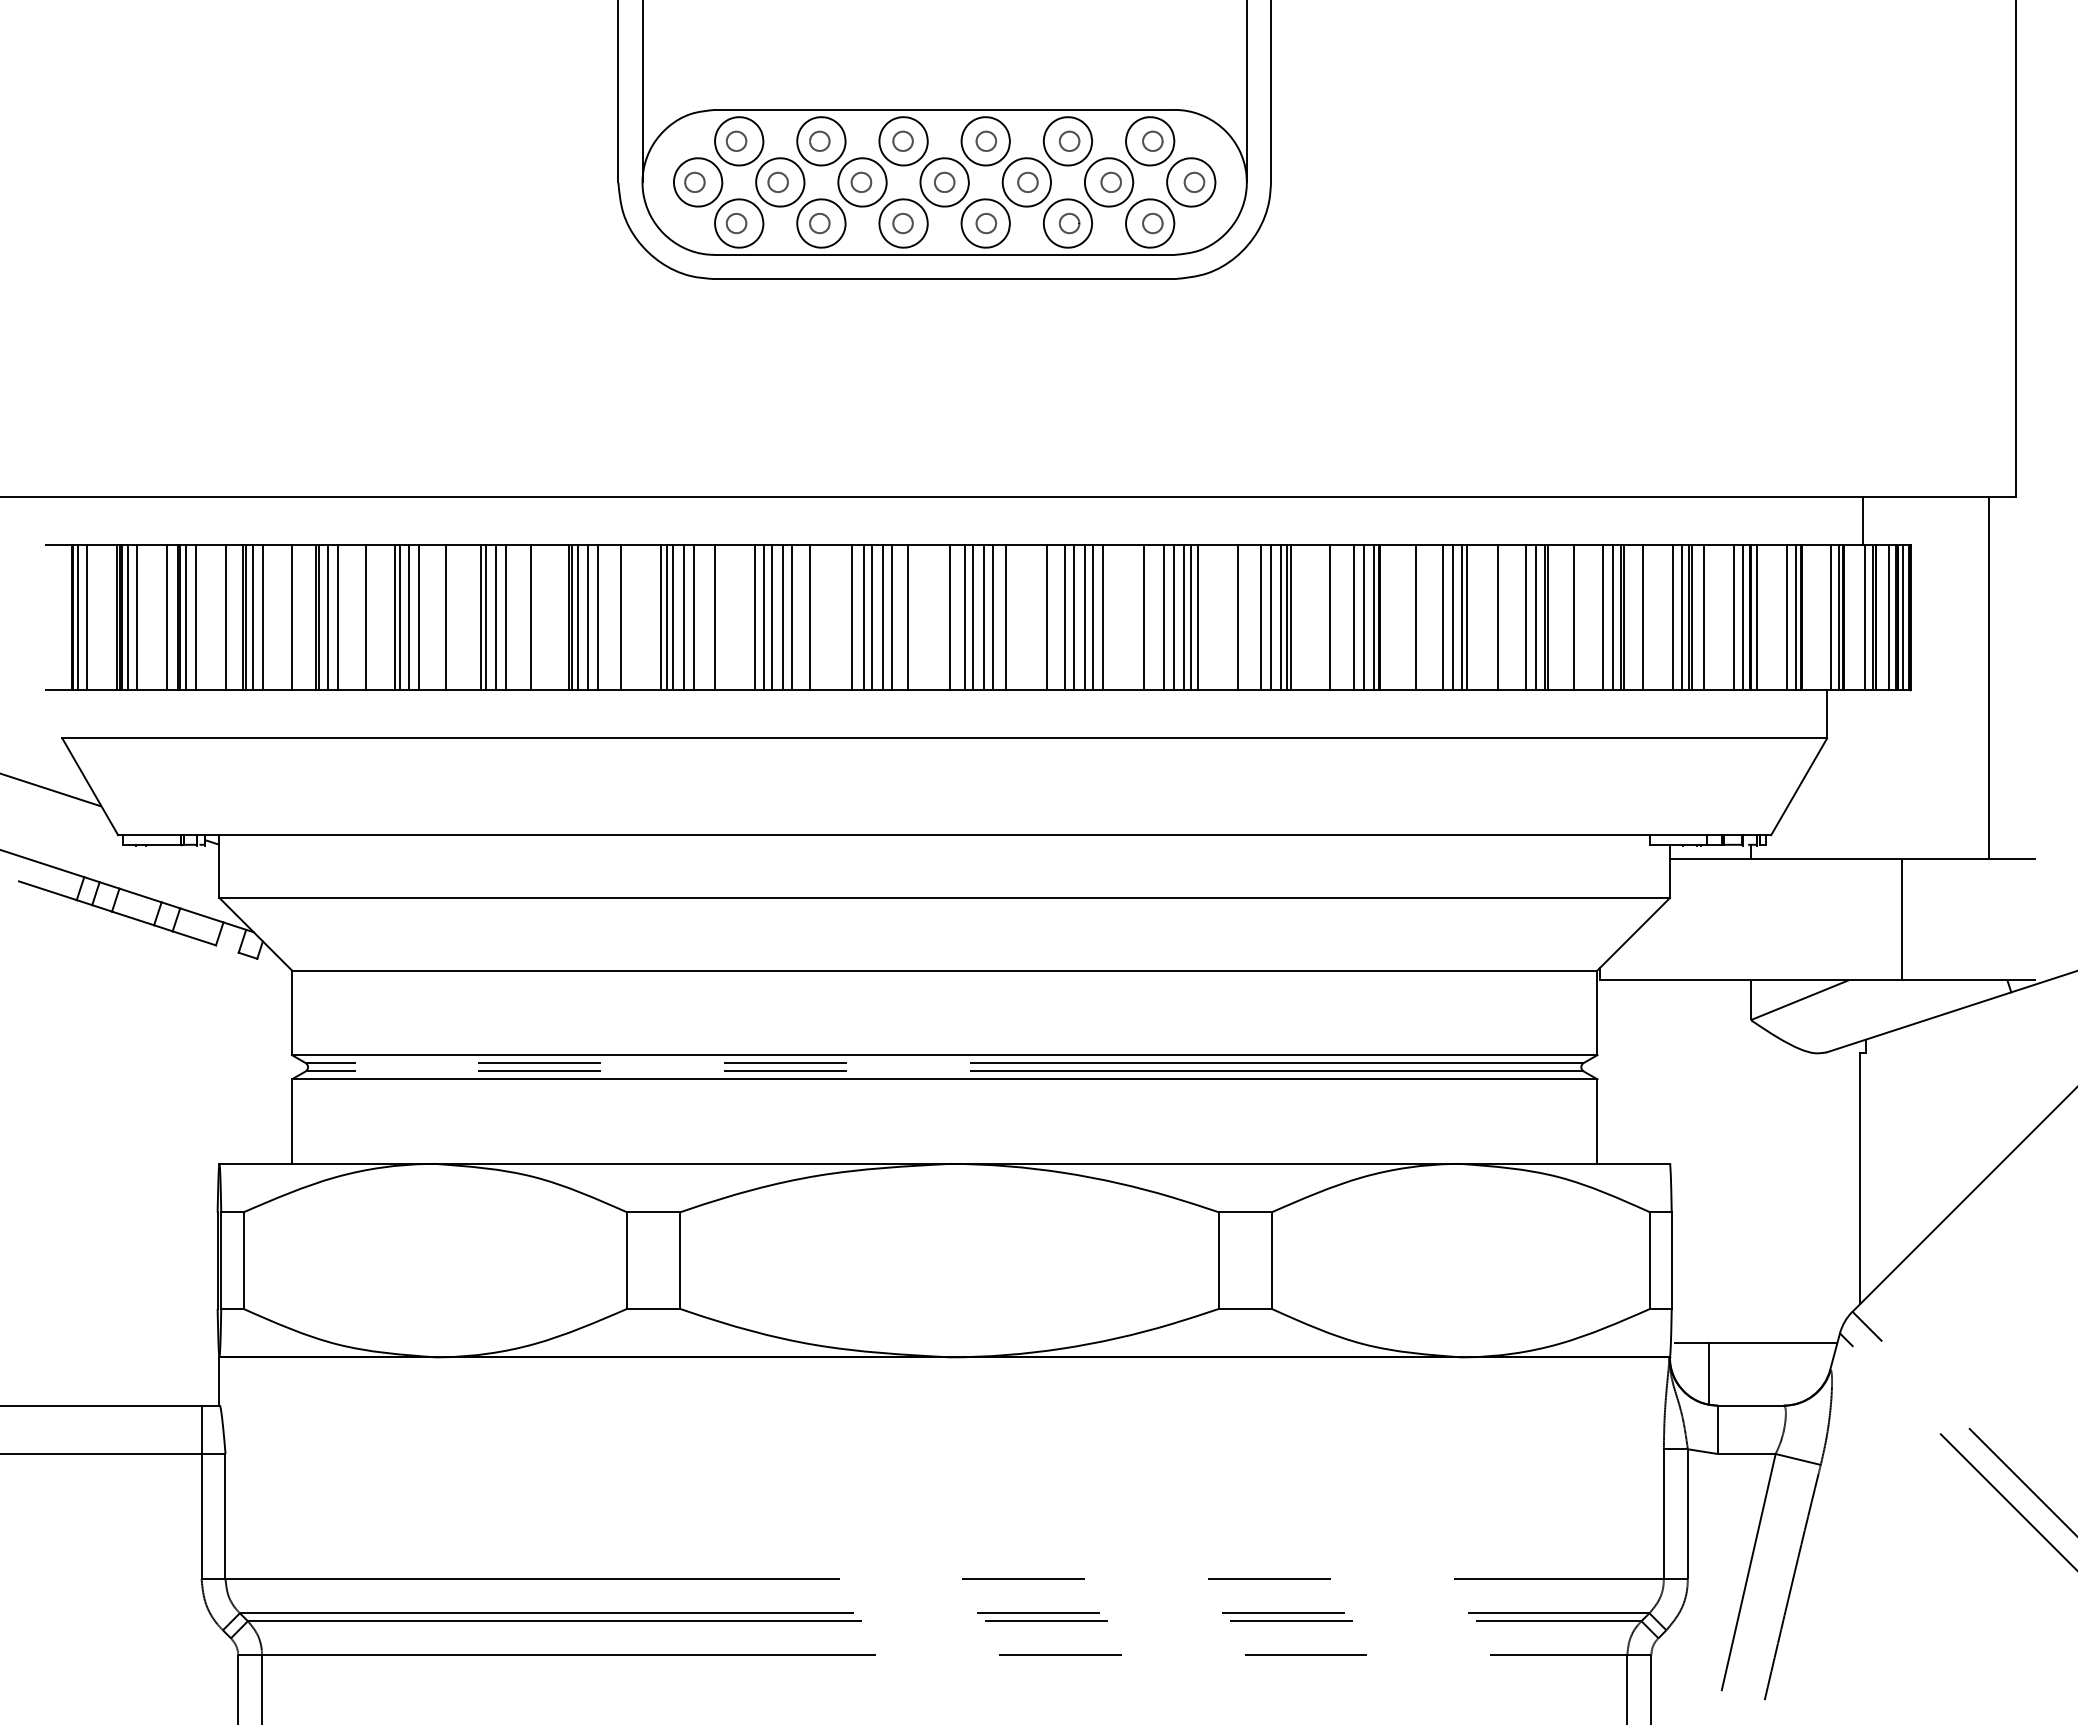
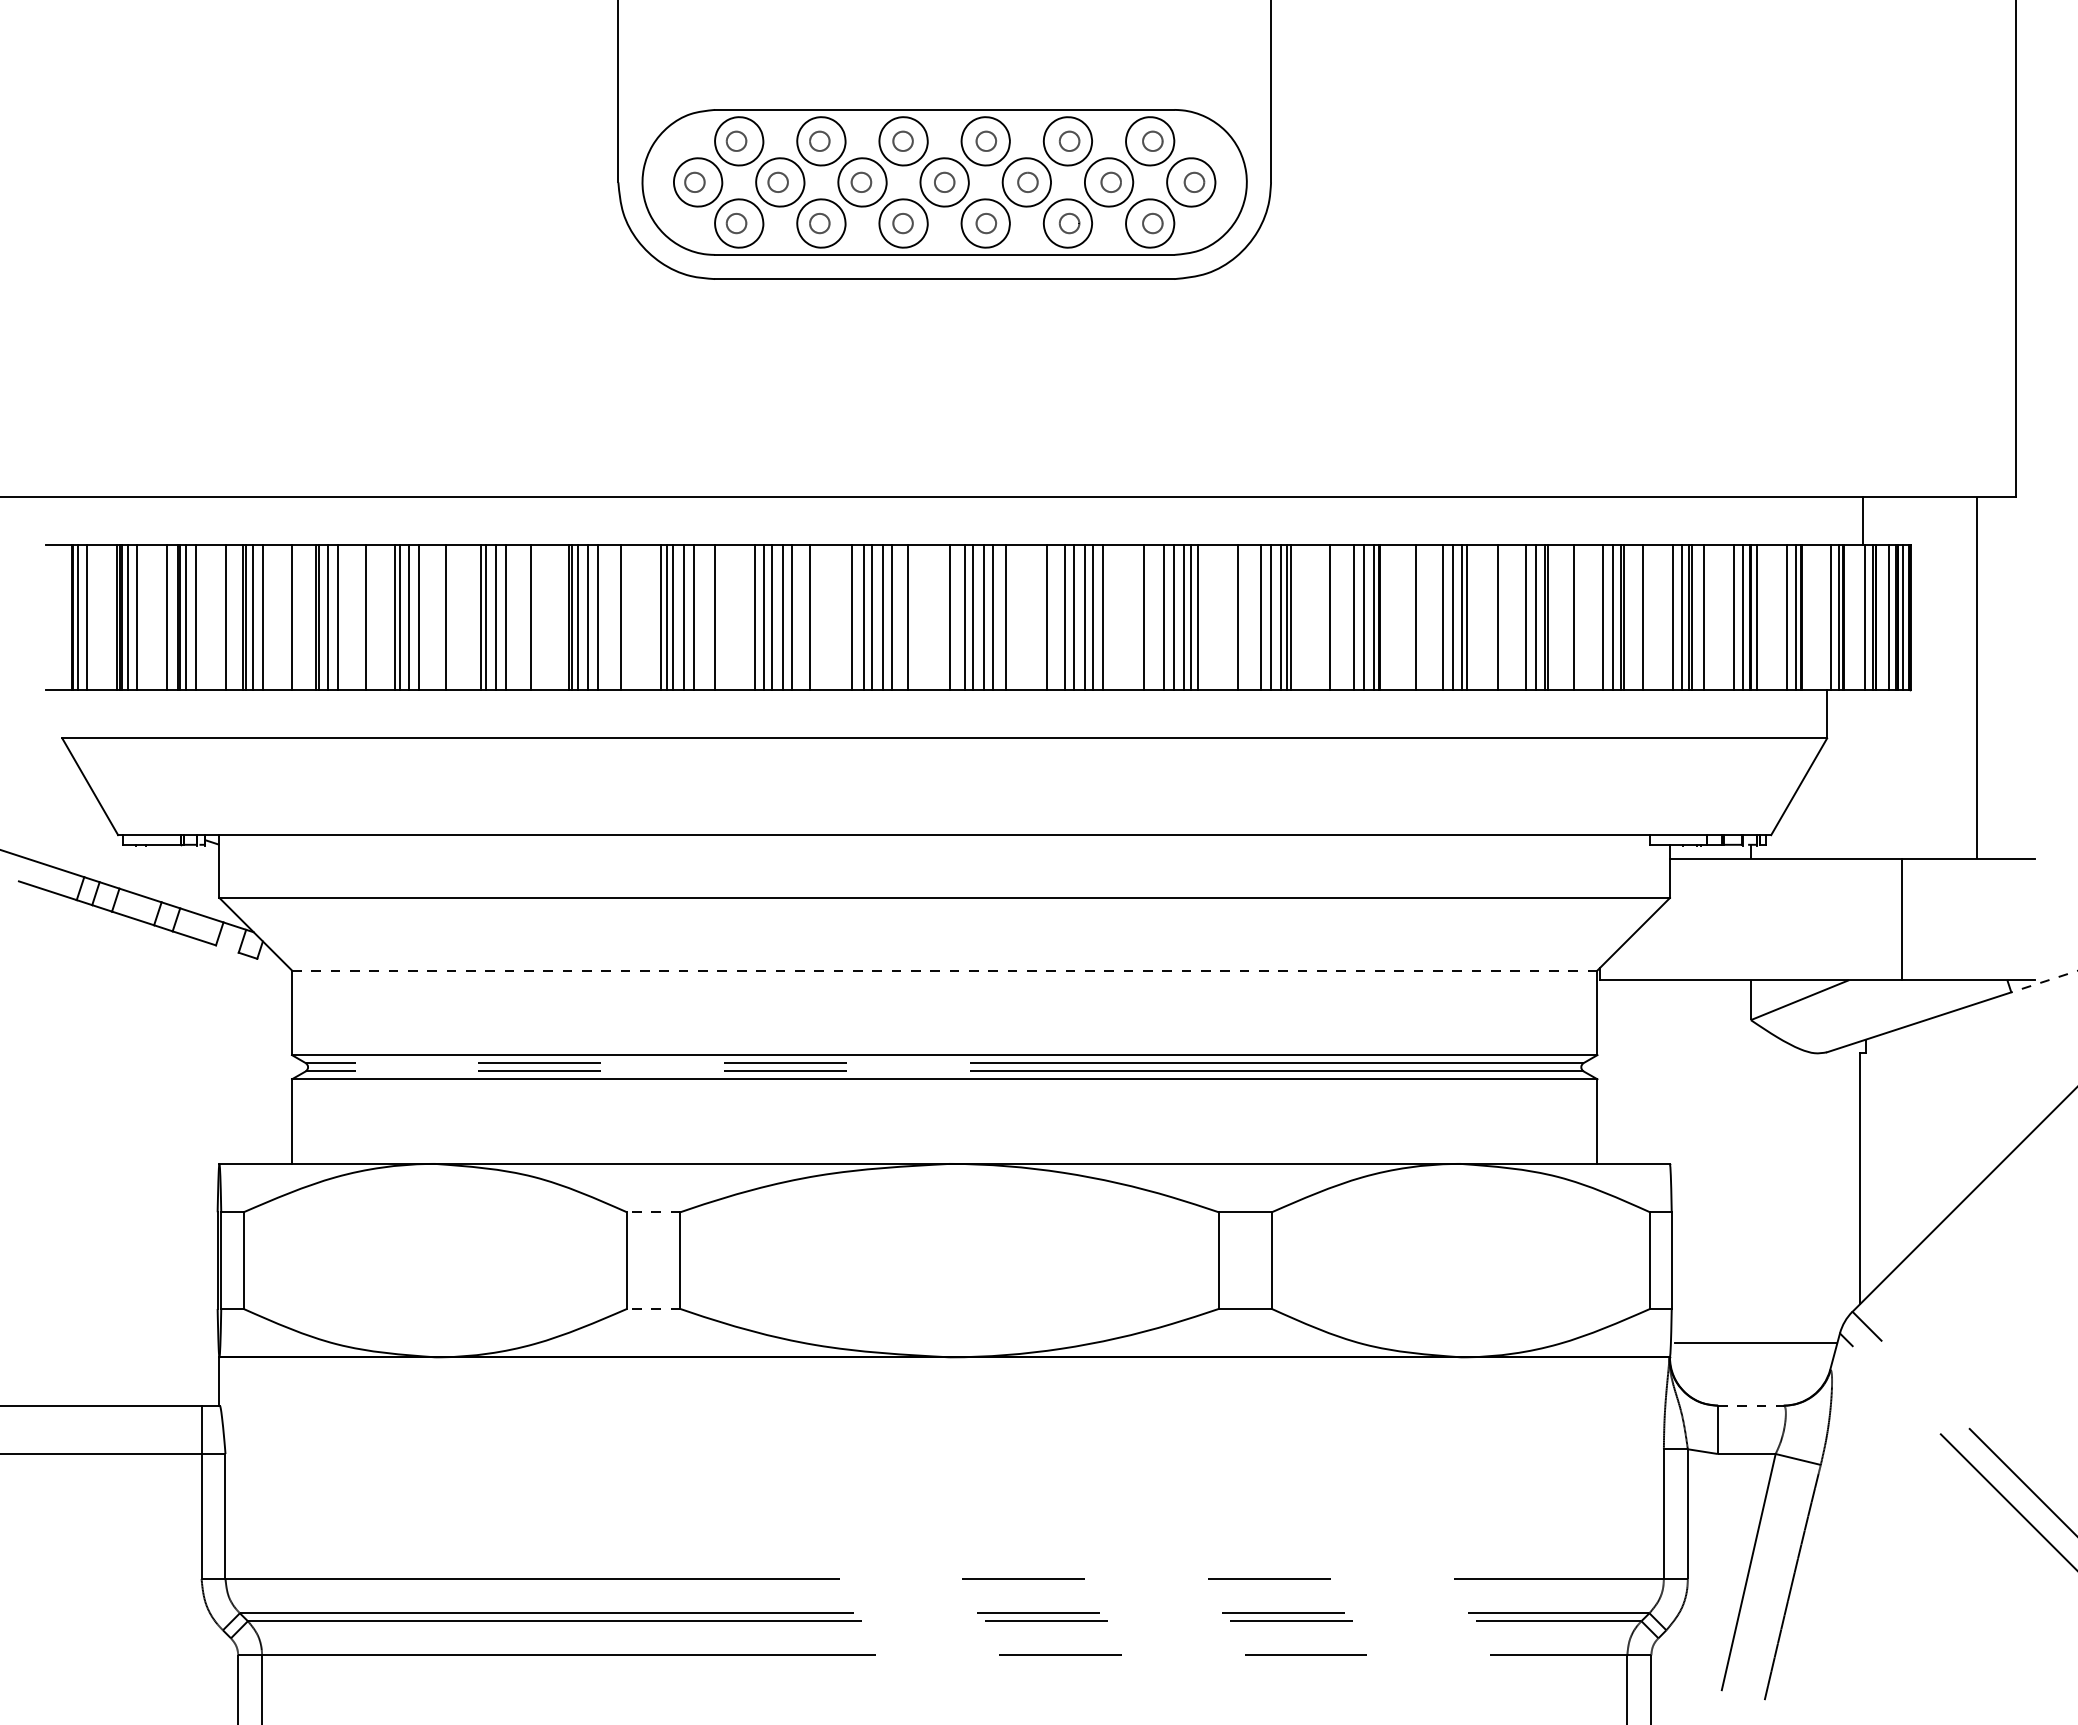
line: present -> none (642, 92)
line: present -> none (1246, 92)
line position: (1988, 677) -> (1976, 677) (1976, 677)
line: present -> none (51, 790)
line: solid -> dashed (944, 970)
line: solid -> dashed (2044, 981)
line: solid -> dashed (653, 1212)
line: solid -> dashed (653, 1308)
line: present -> none (1708, 1373)
line: solid -> dashed (1751, 1405)
